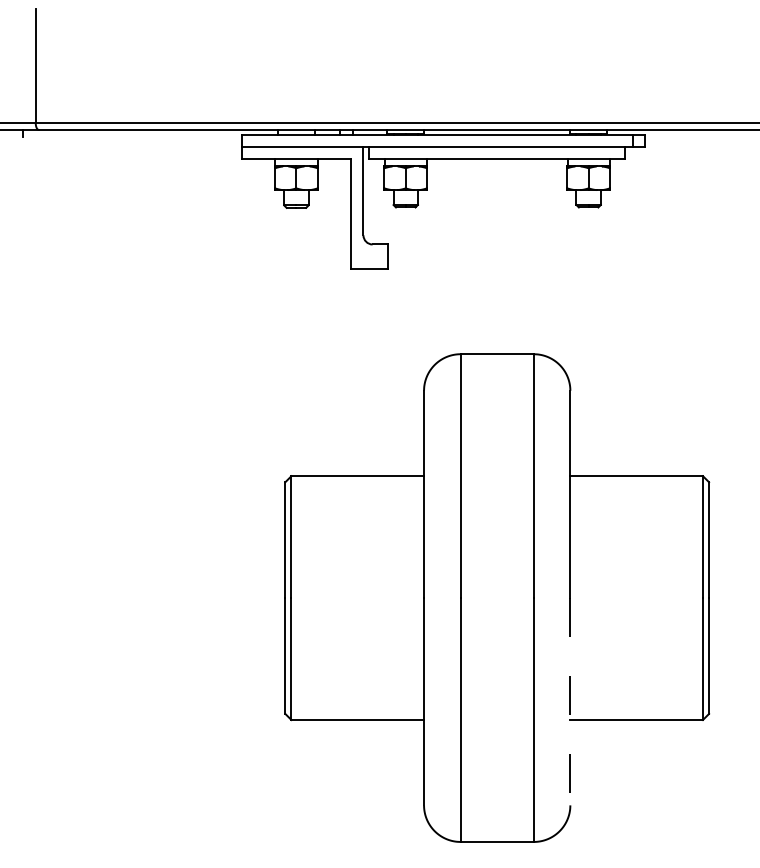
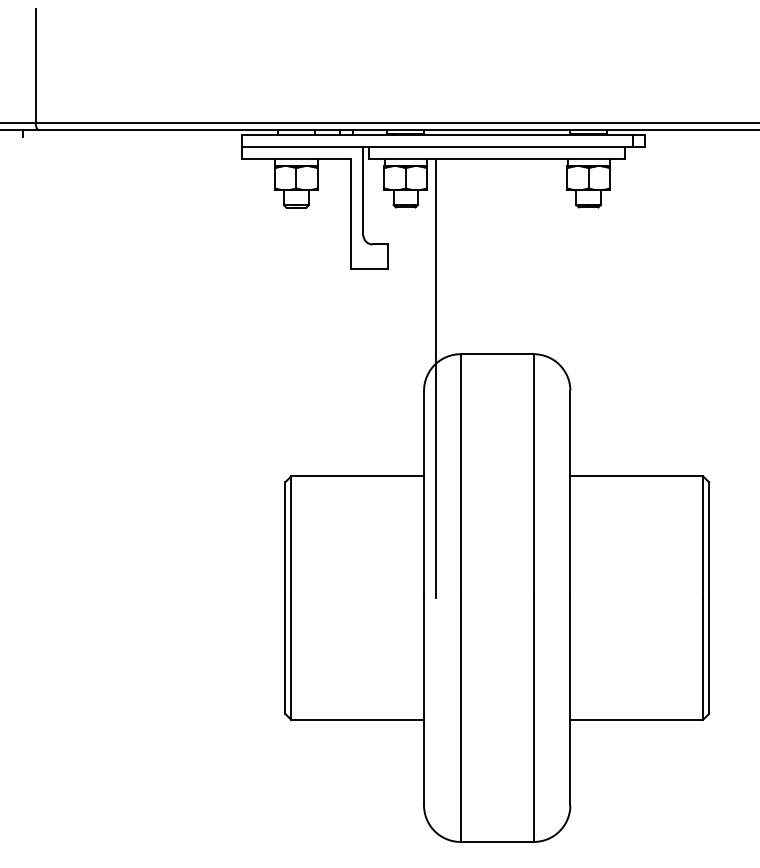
line: none -> present (436, 378)
line: dashed -> solid (570, 701)
